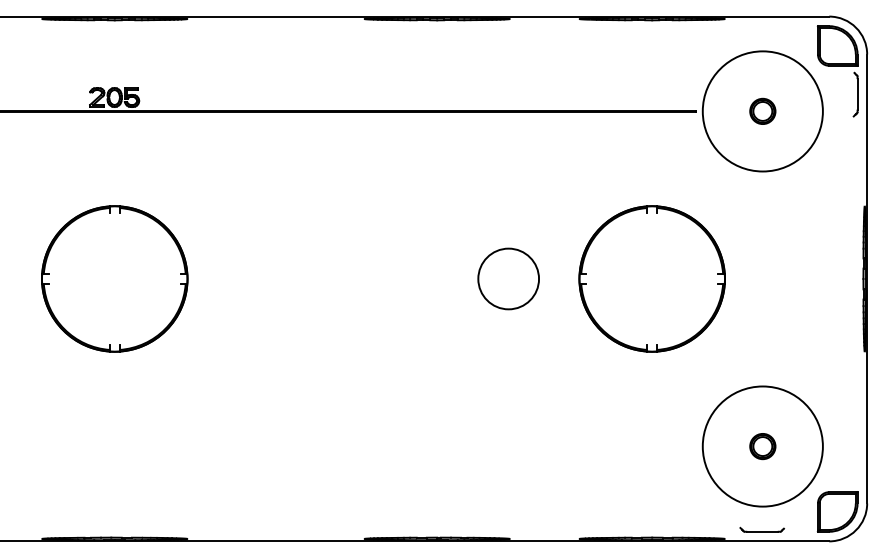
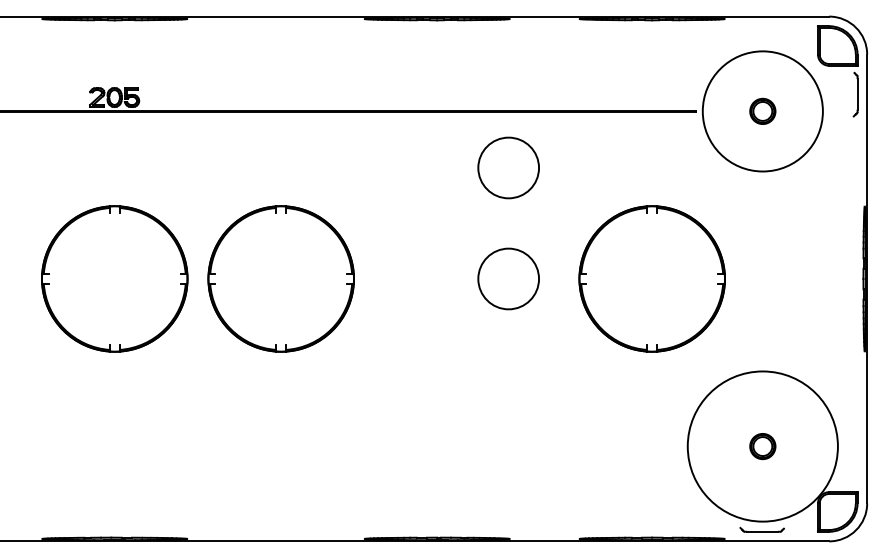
circle: none -> present (508, 167)
part: none -> present (280, 278)
circle diameter: 120 px -> 150 px (762, 446)
